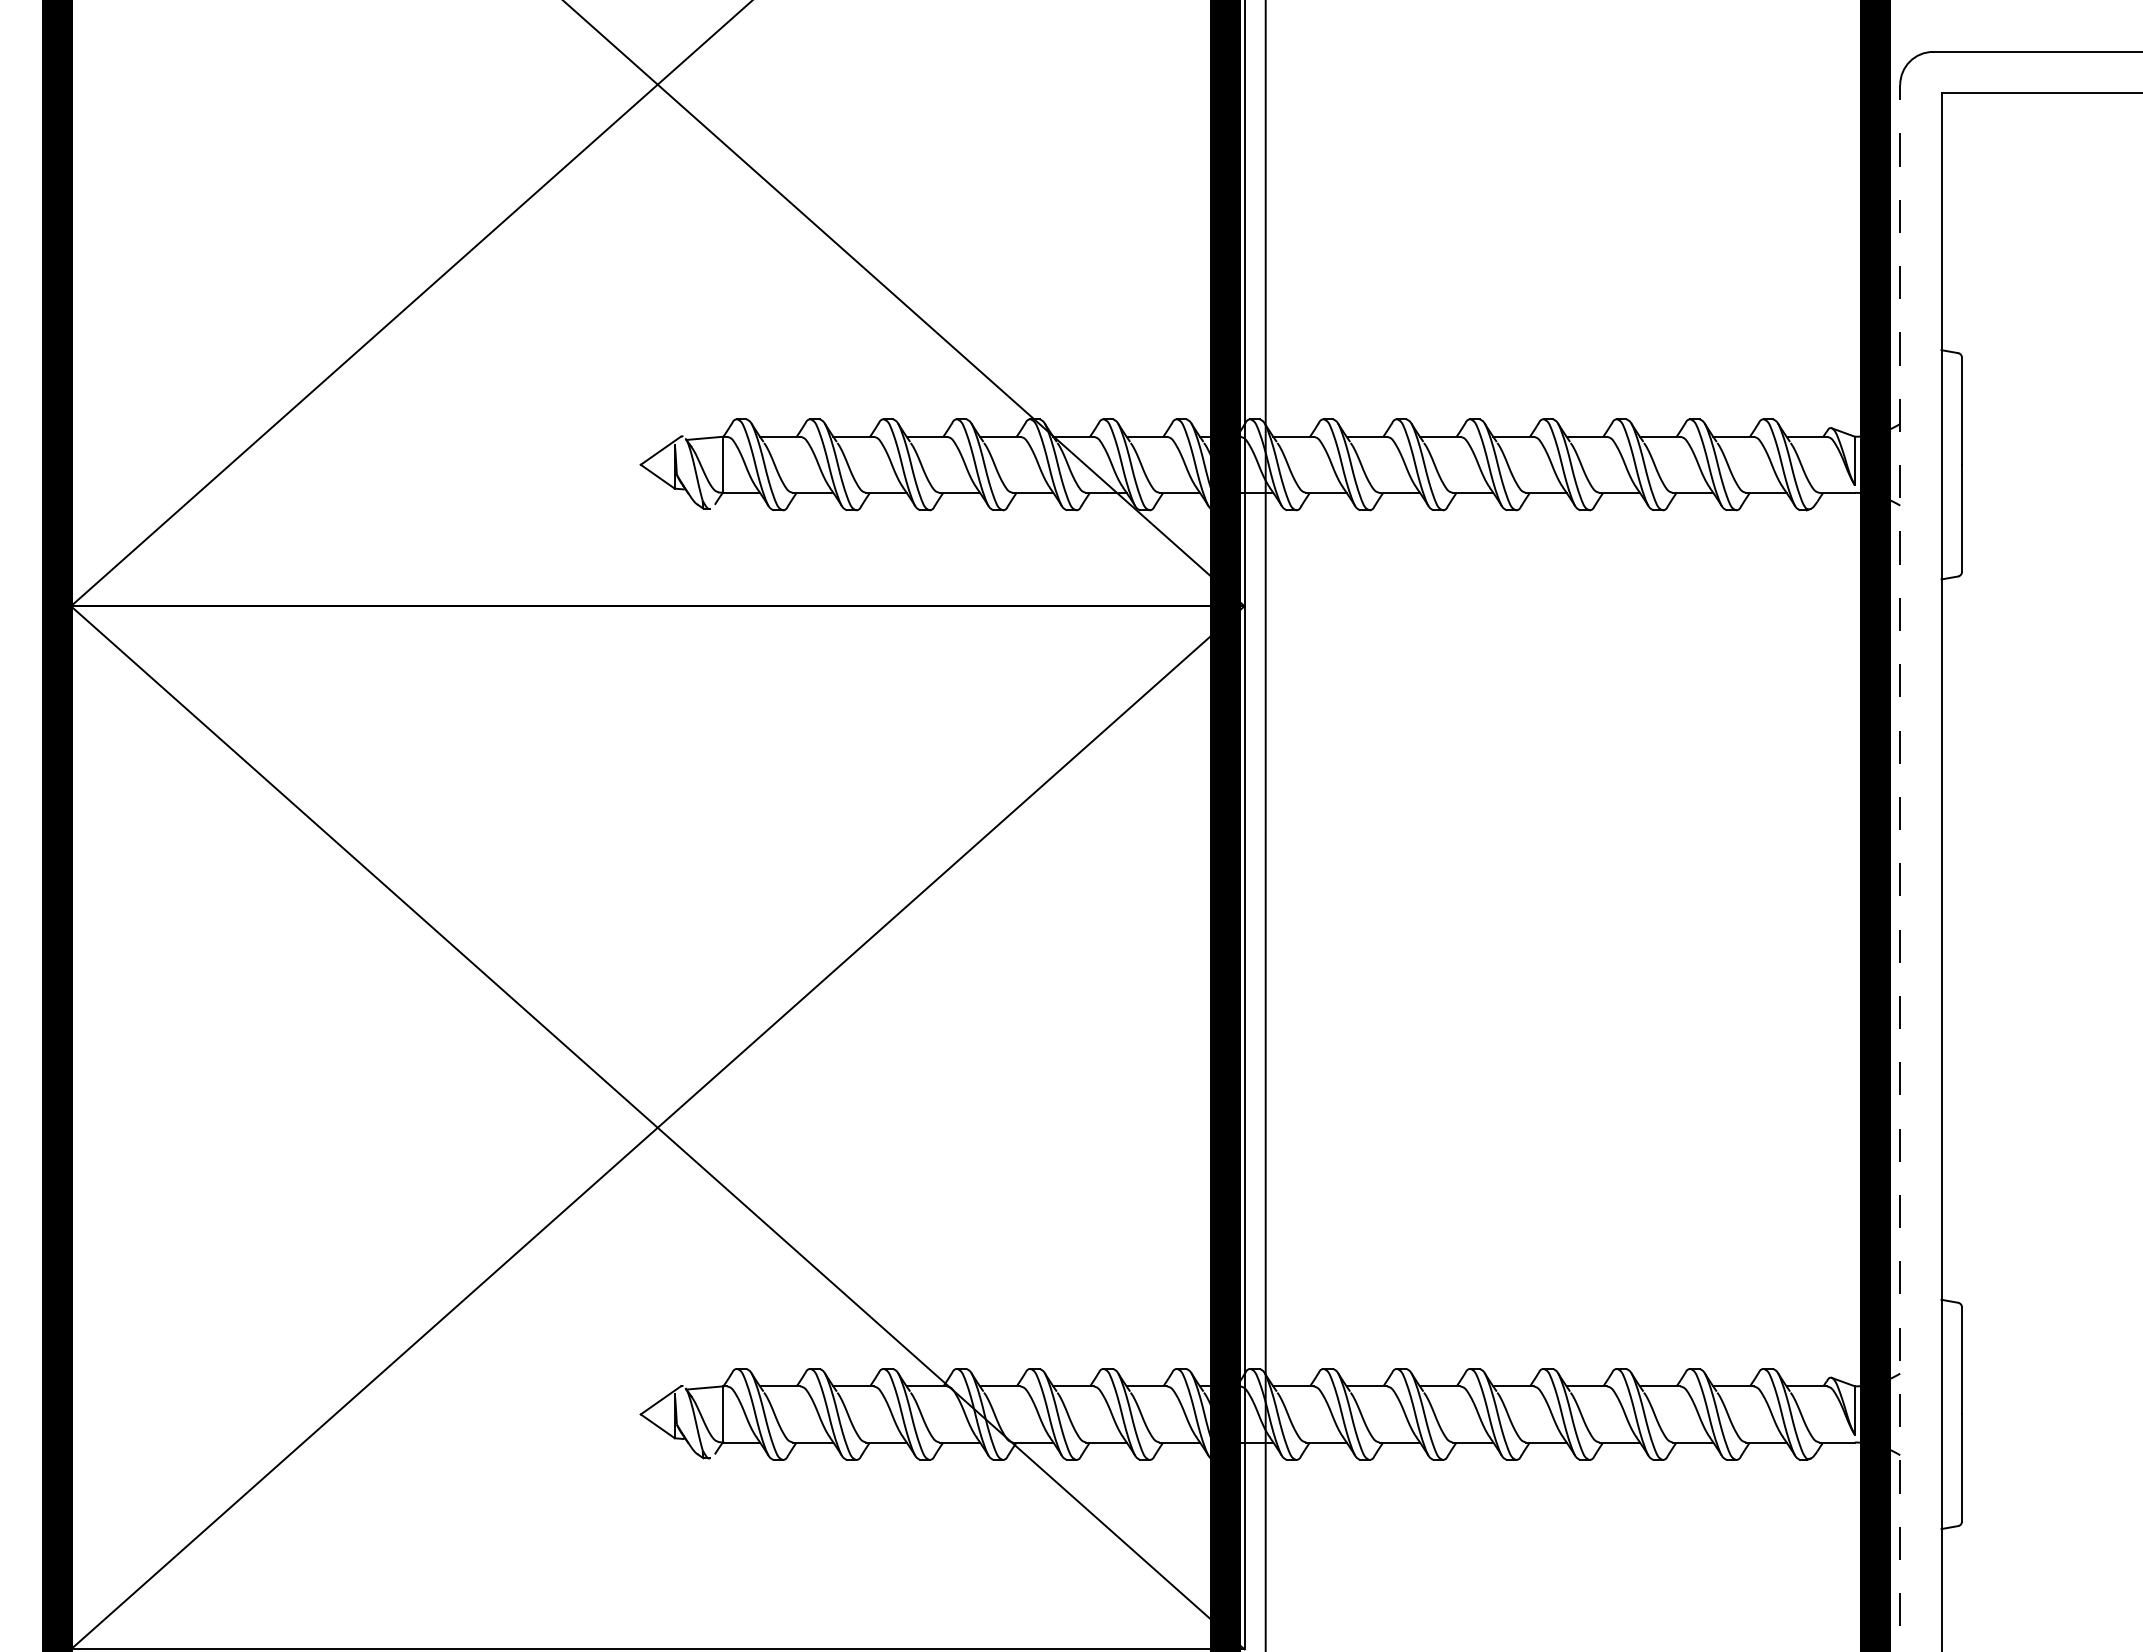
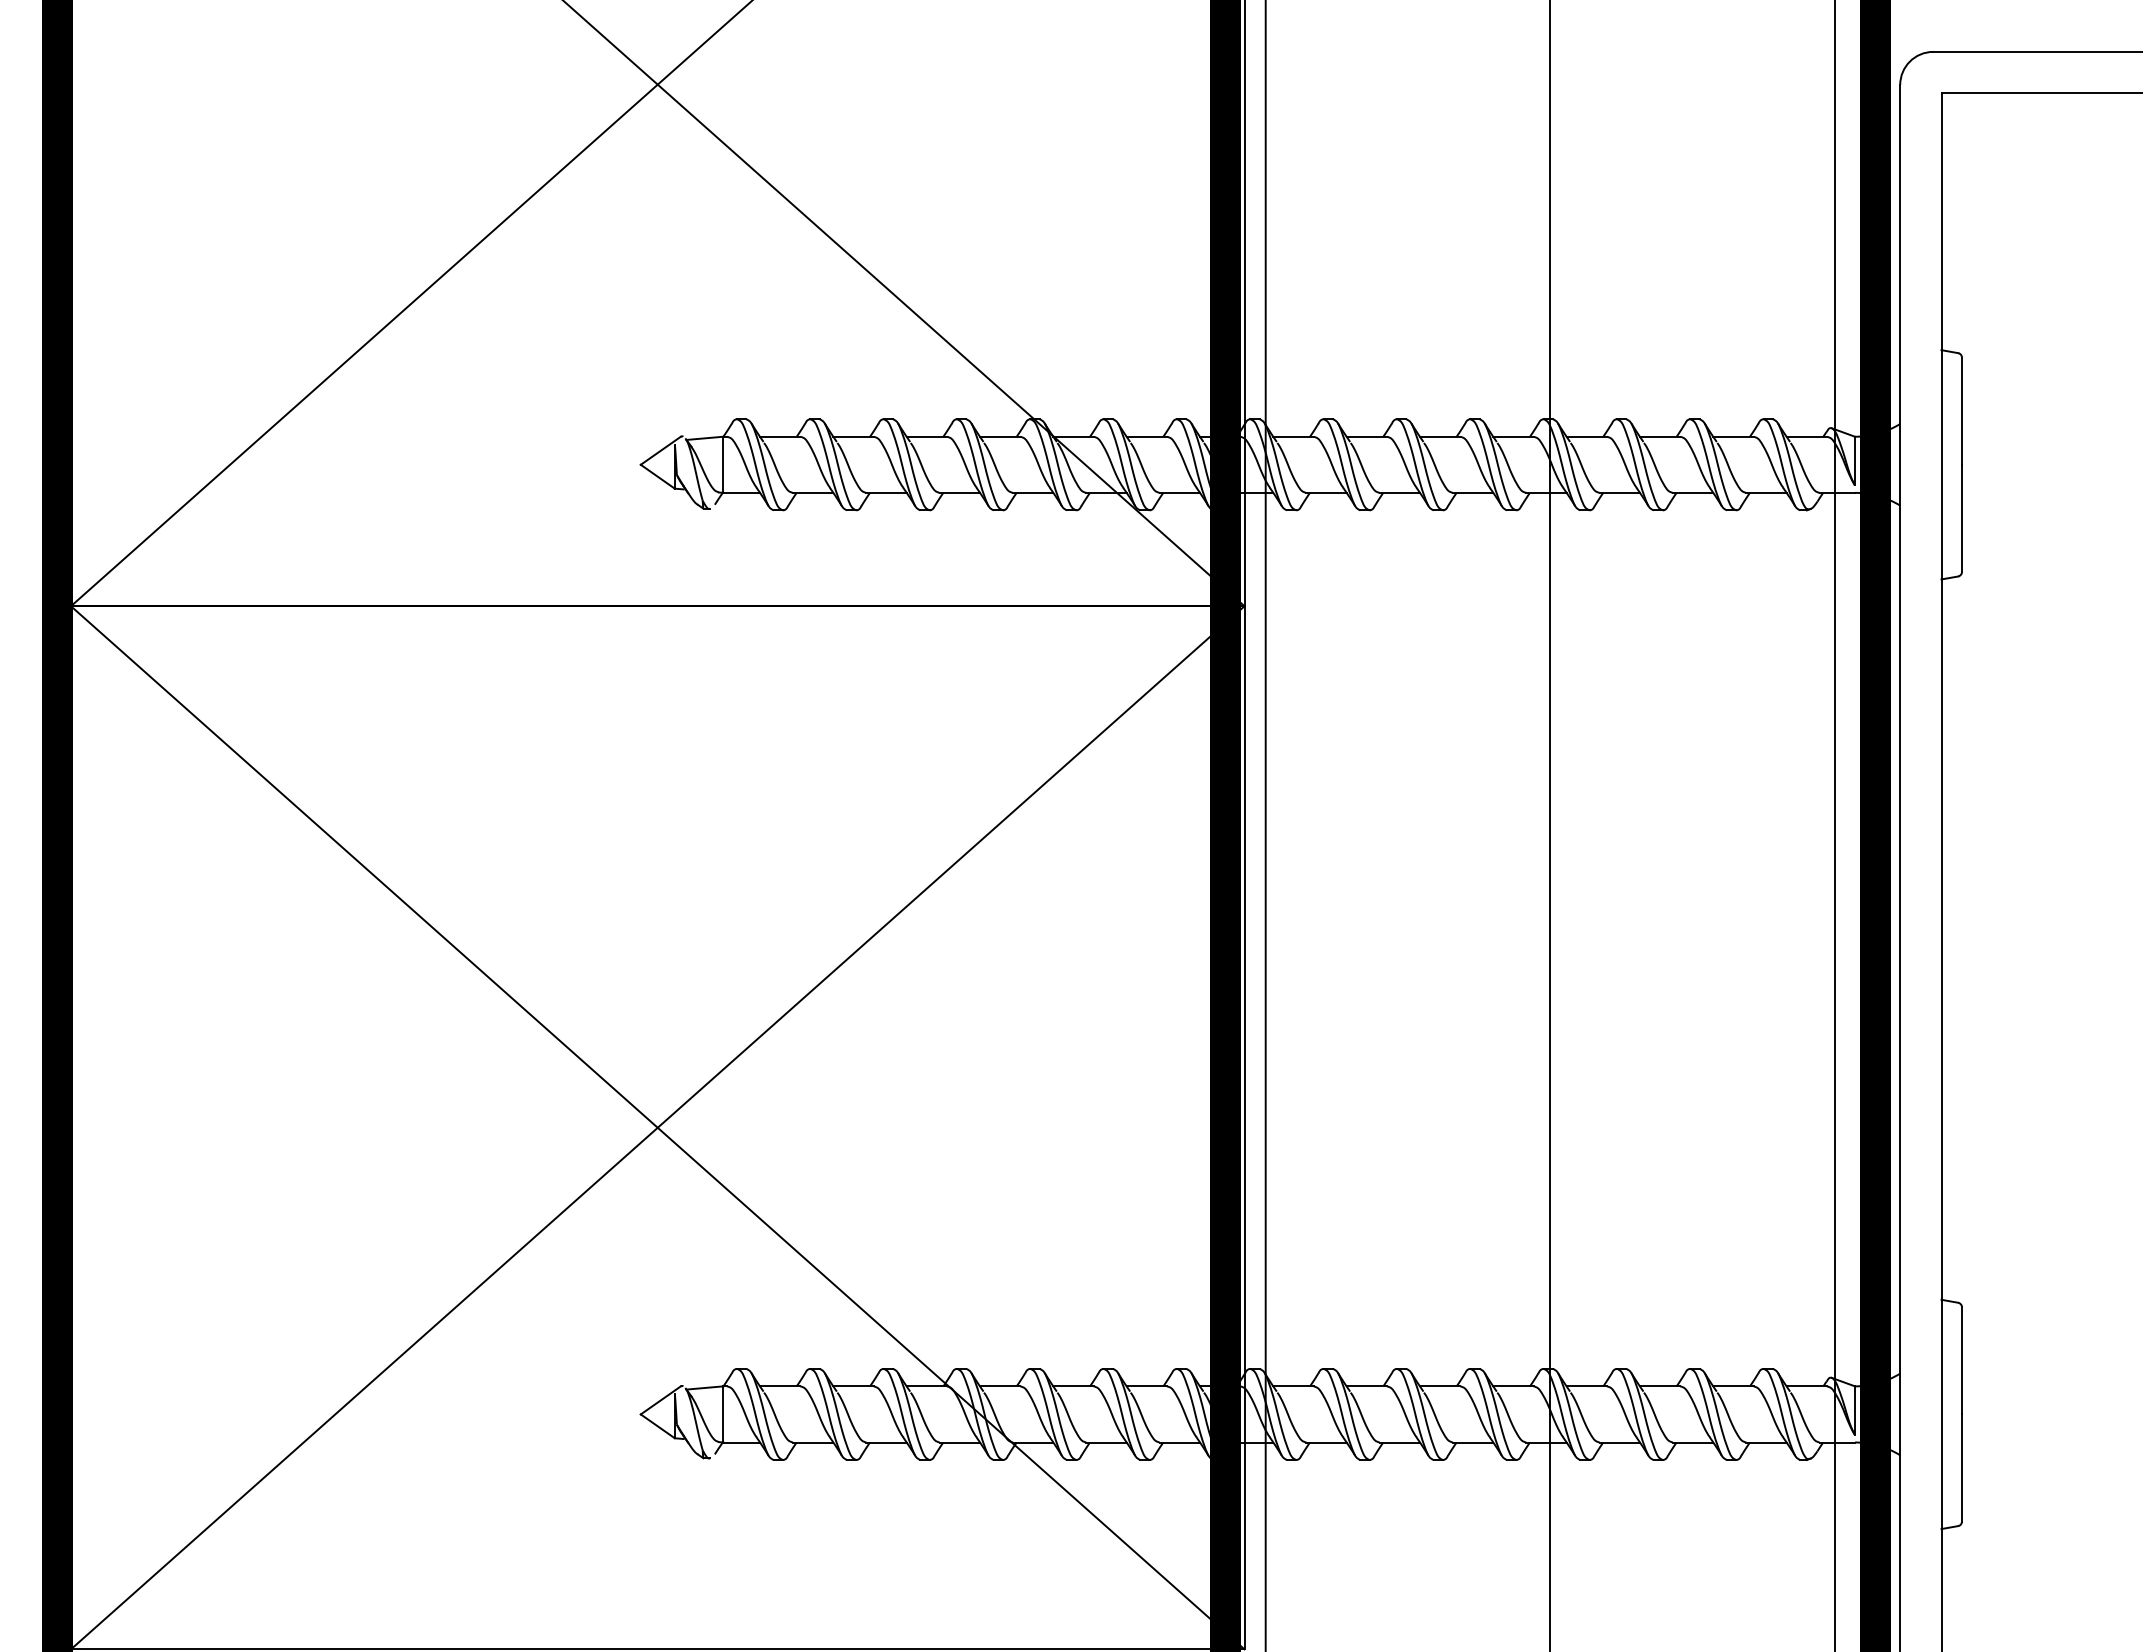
line: none -> present (1550, 825)
line: none -> present (1834, 825)
line: dashed -> solid (1900, 867)
